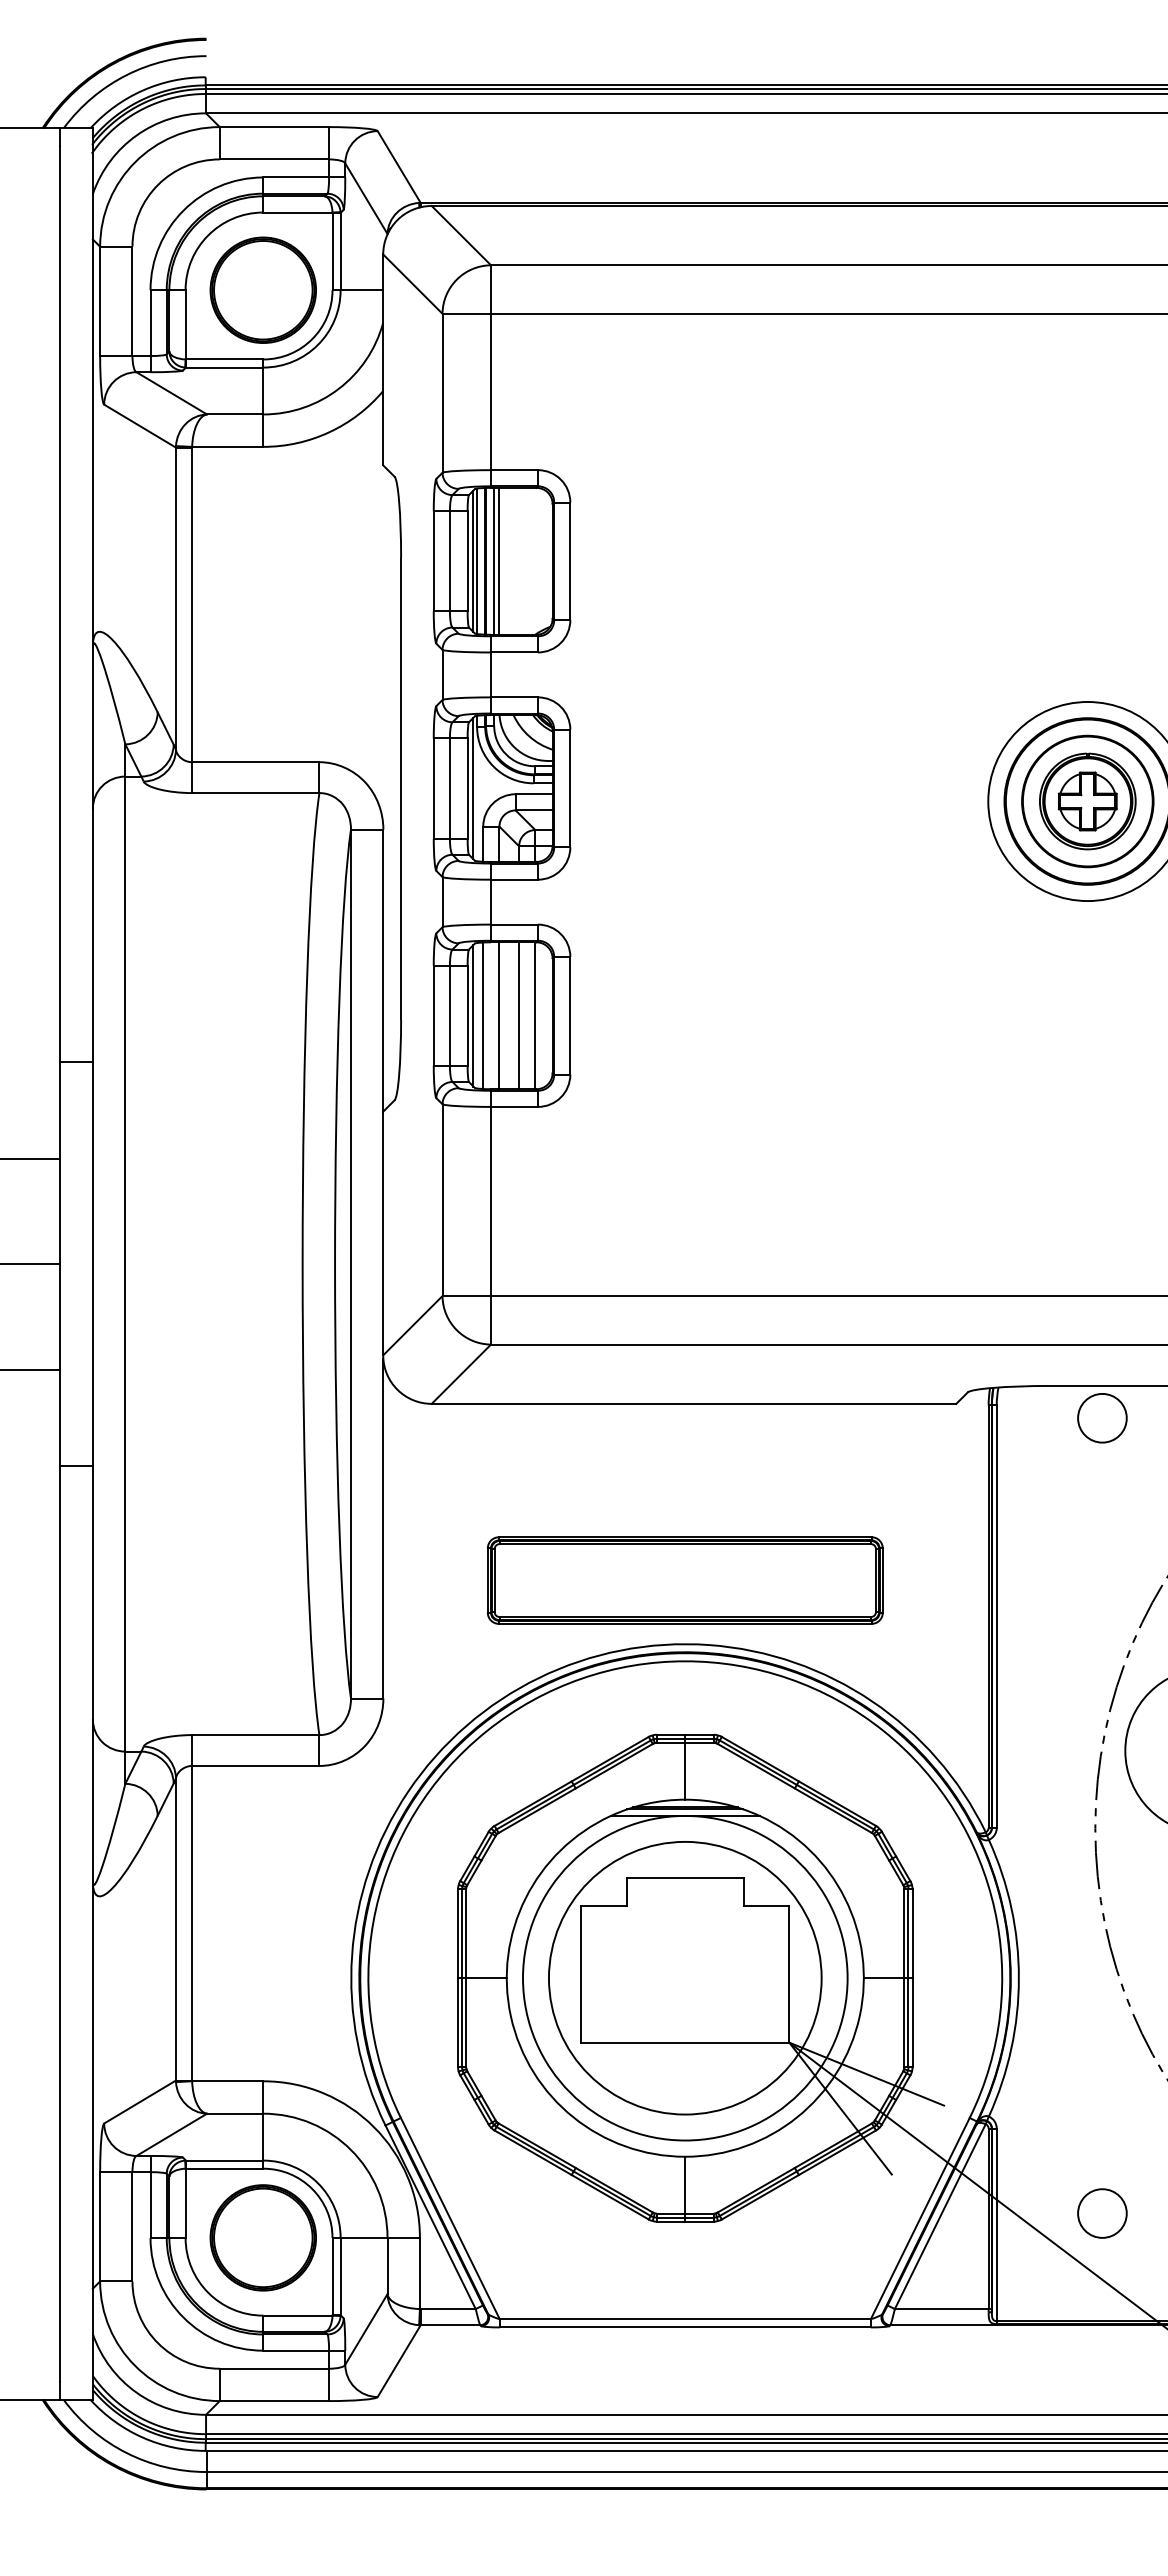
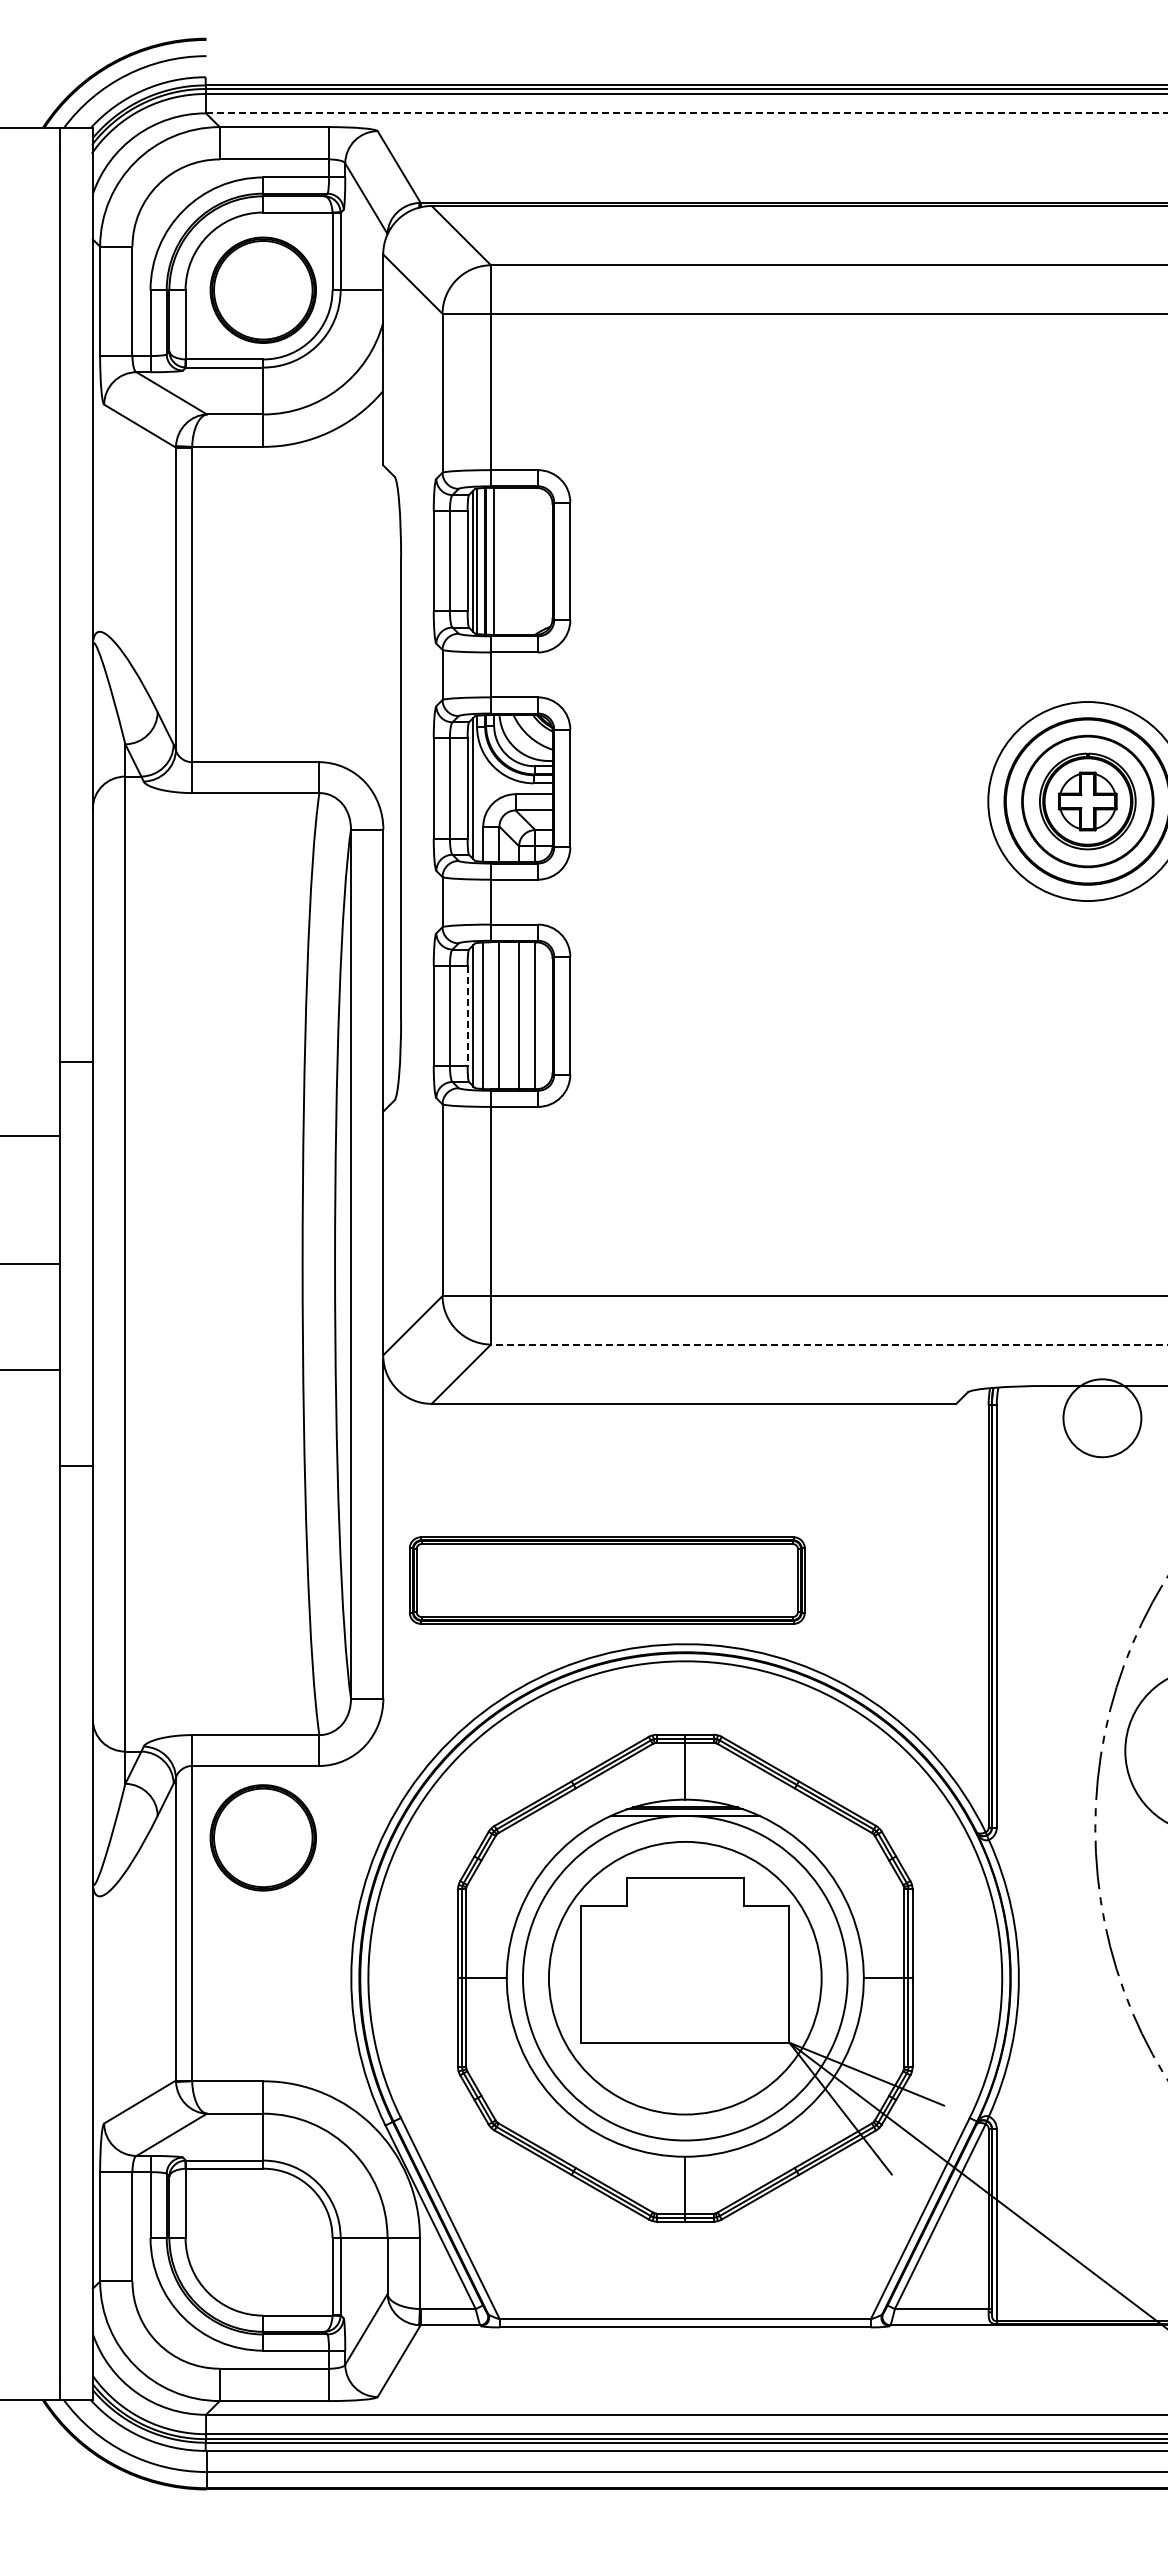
line: solid -> dashed (686, 113)
line: present -> none (499, 560)
line: solid -> dashed (467, 1016)
line position: (31, 1158) -> (31, 1135) (31, 1135)
line: solid -> dashed (828, 1344)
circle diameter: 49 px -> 78 px (1102, 1418)
part position: (685, 1580) -> (607, 1580) (607, 1580)
circle: present -> none (1102, 2213)
part position: (262, 2237) -> (262, 1837) (262, 1837)
